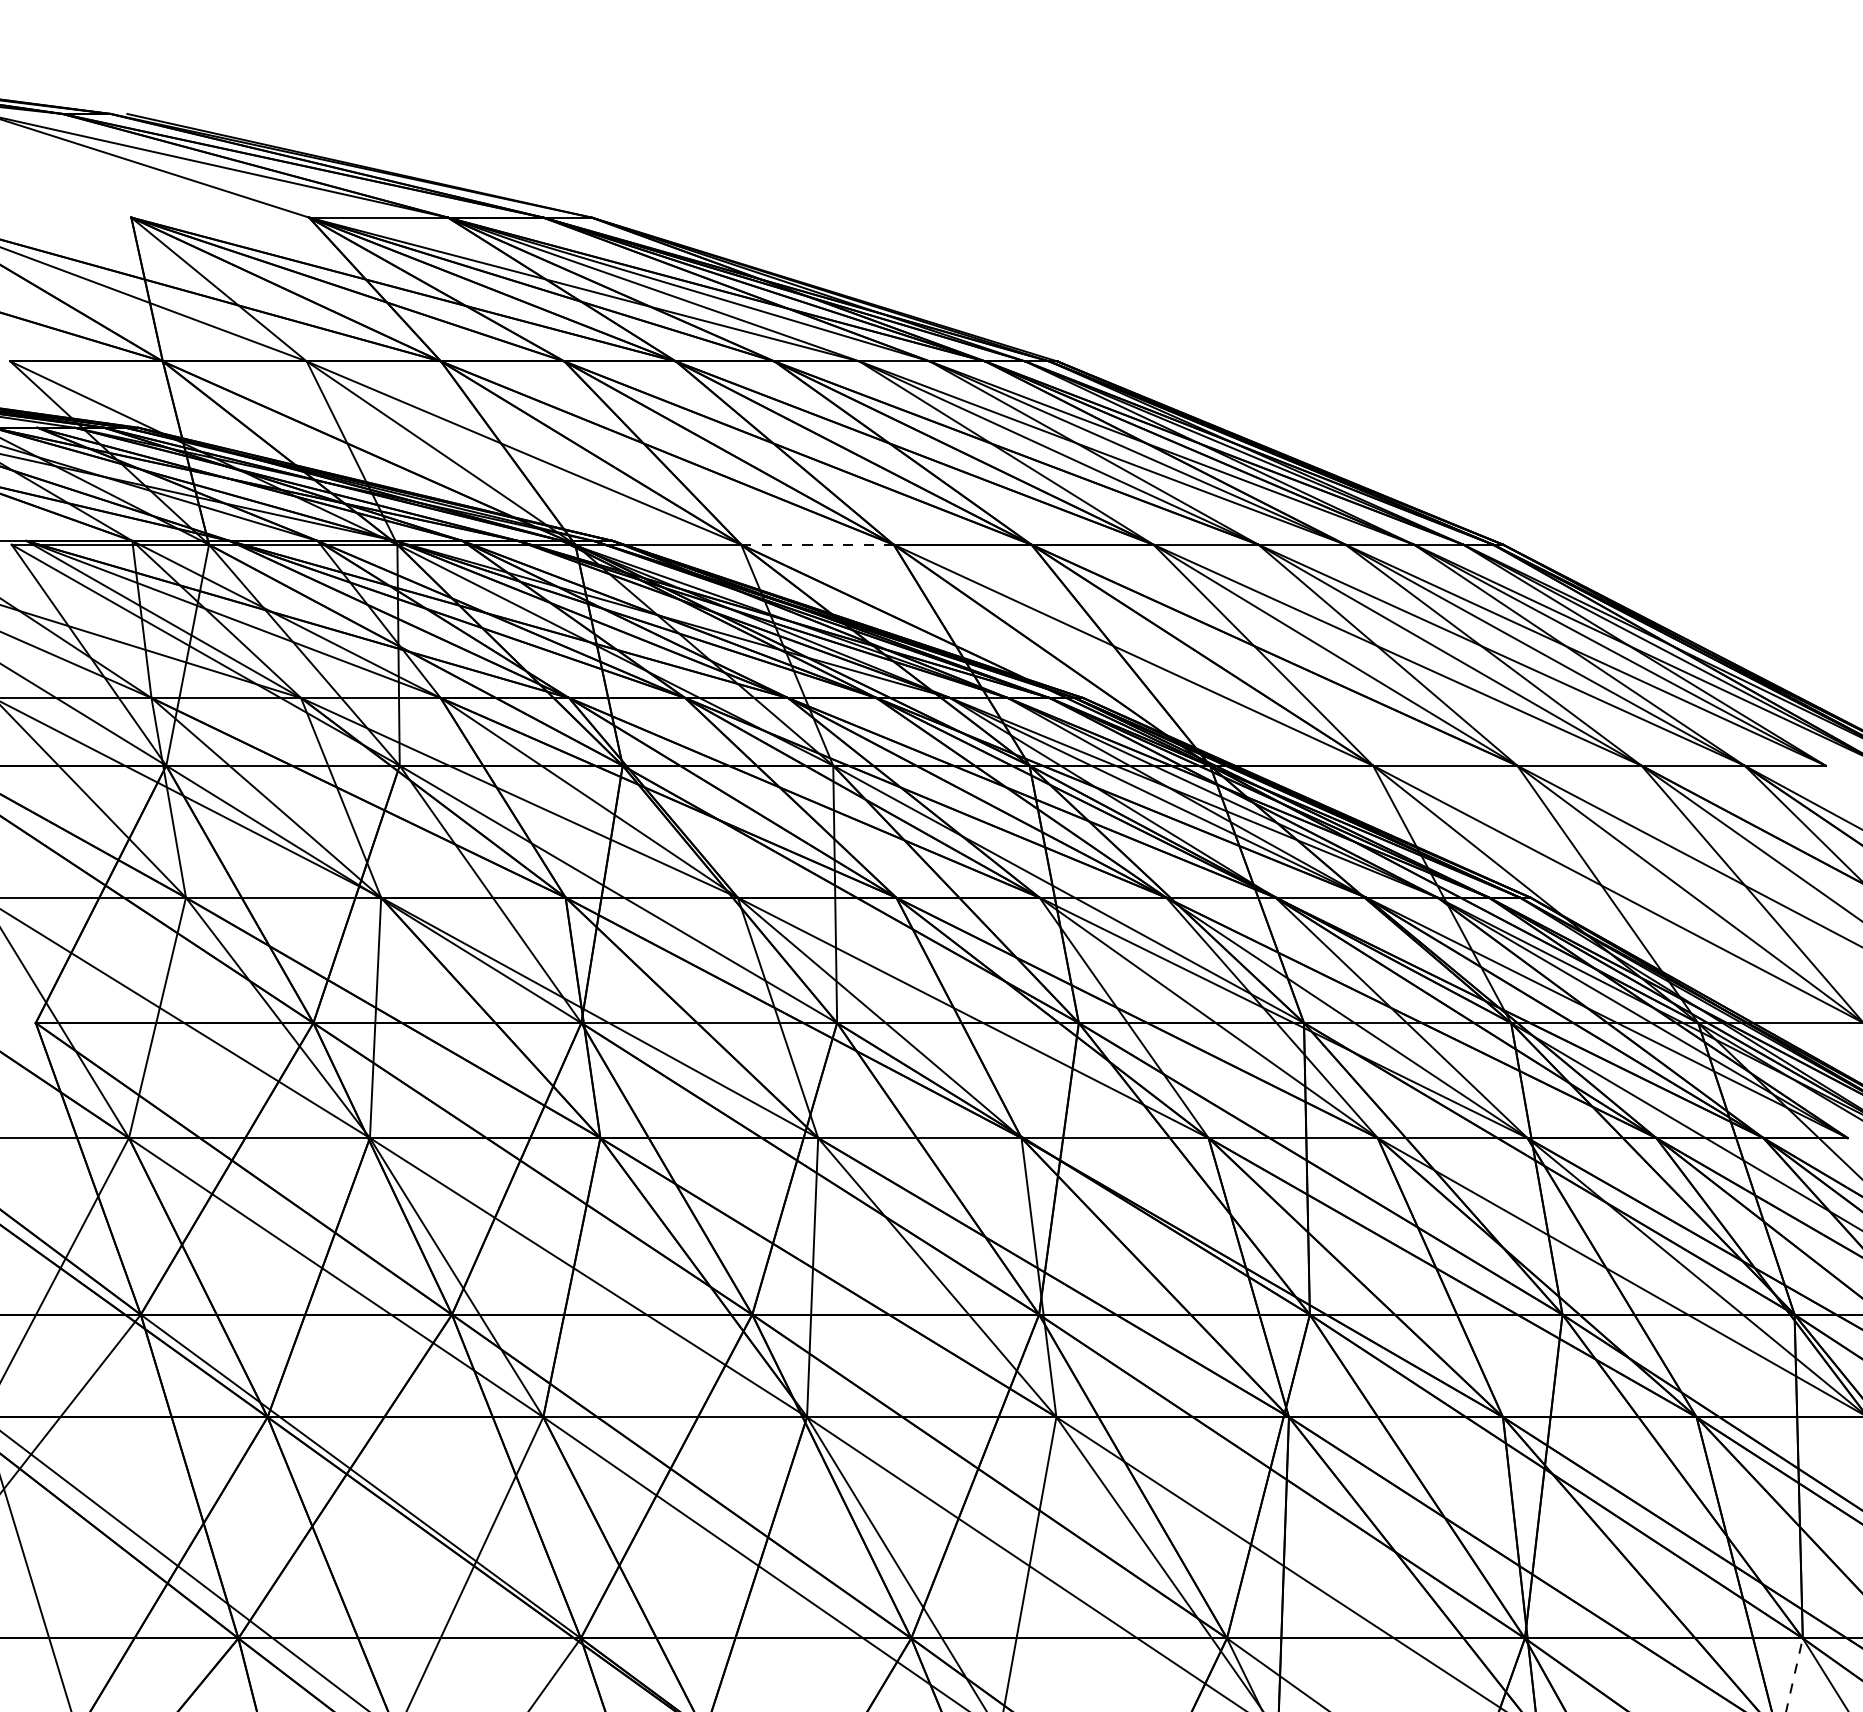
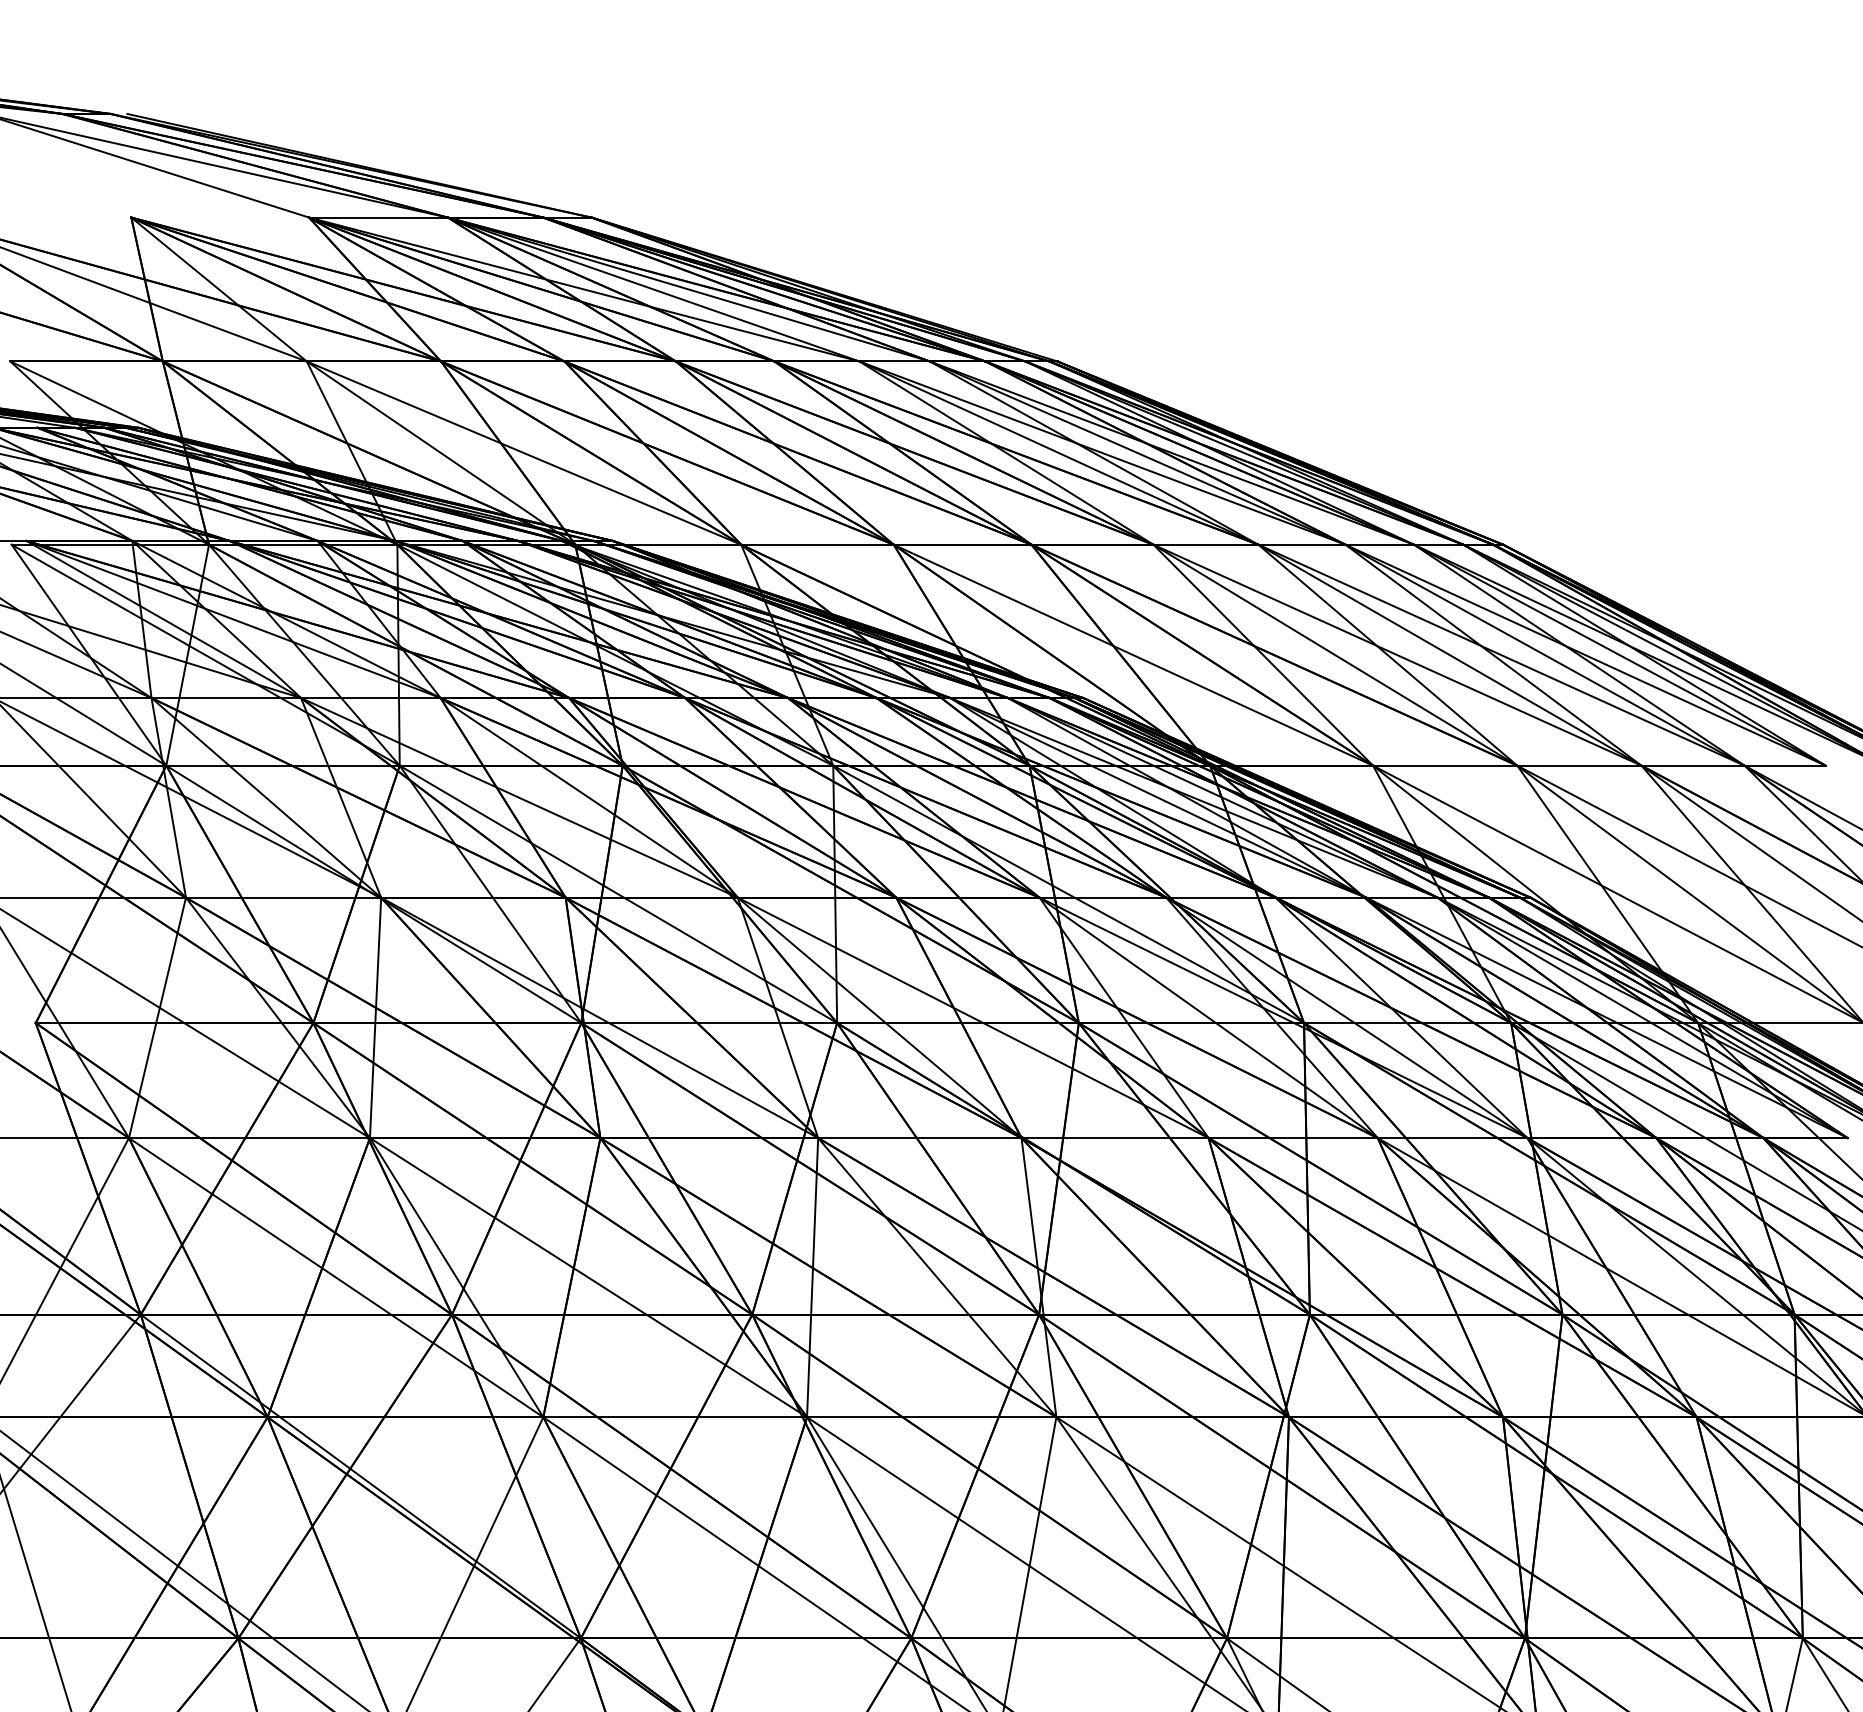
line: dashed -> solid (818, 544)
line: dashed -> solid (1794, 1674)
